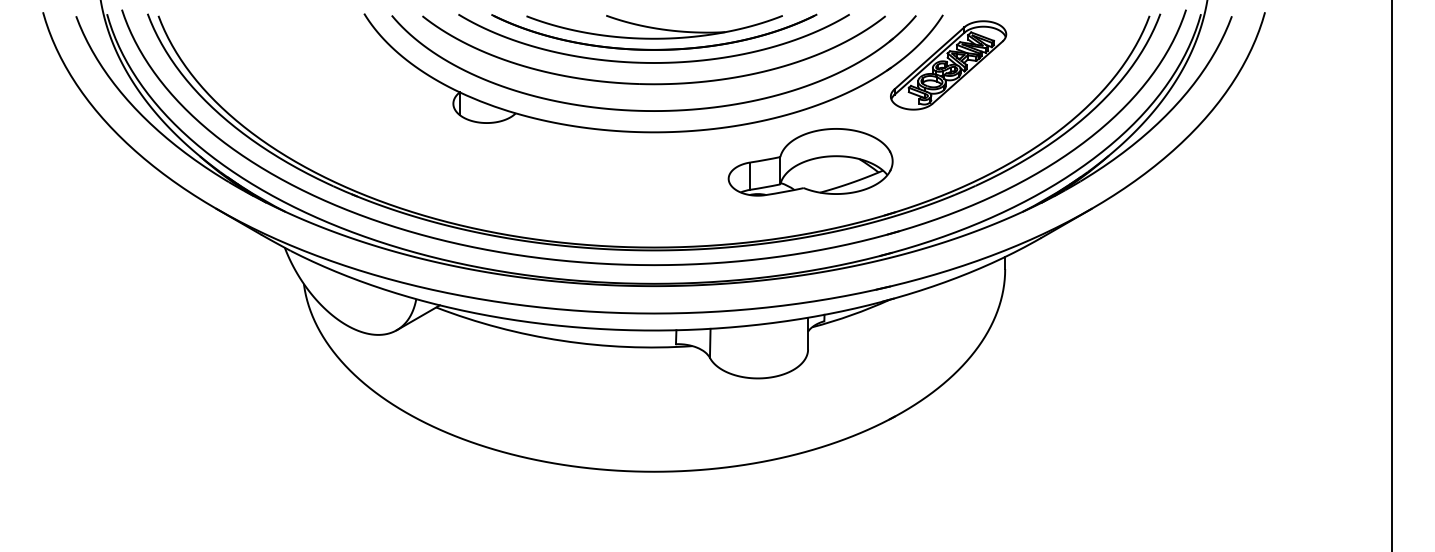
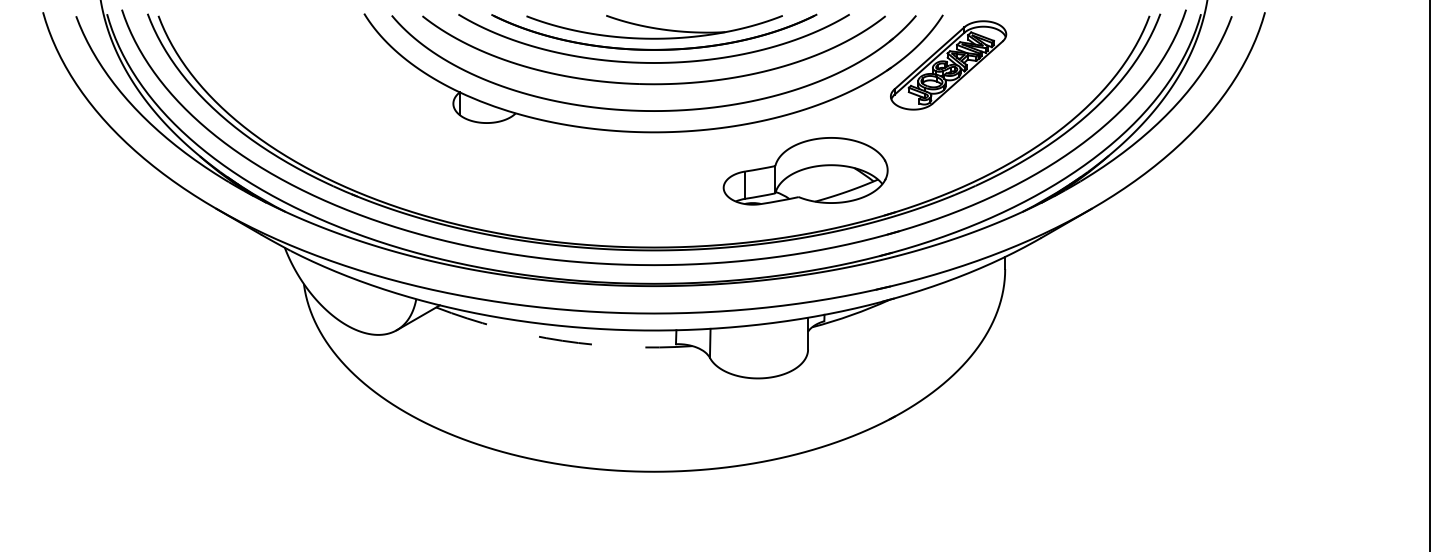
part position: (810, 162) -> (805, 171) (805, 171)
line position: (1391, 275) -> (1429, 275) (1429, 275)
arc: solid -> dashed (562, 340)
